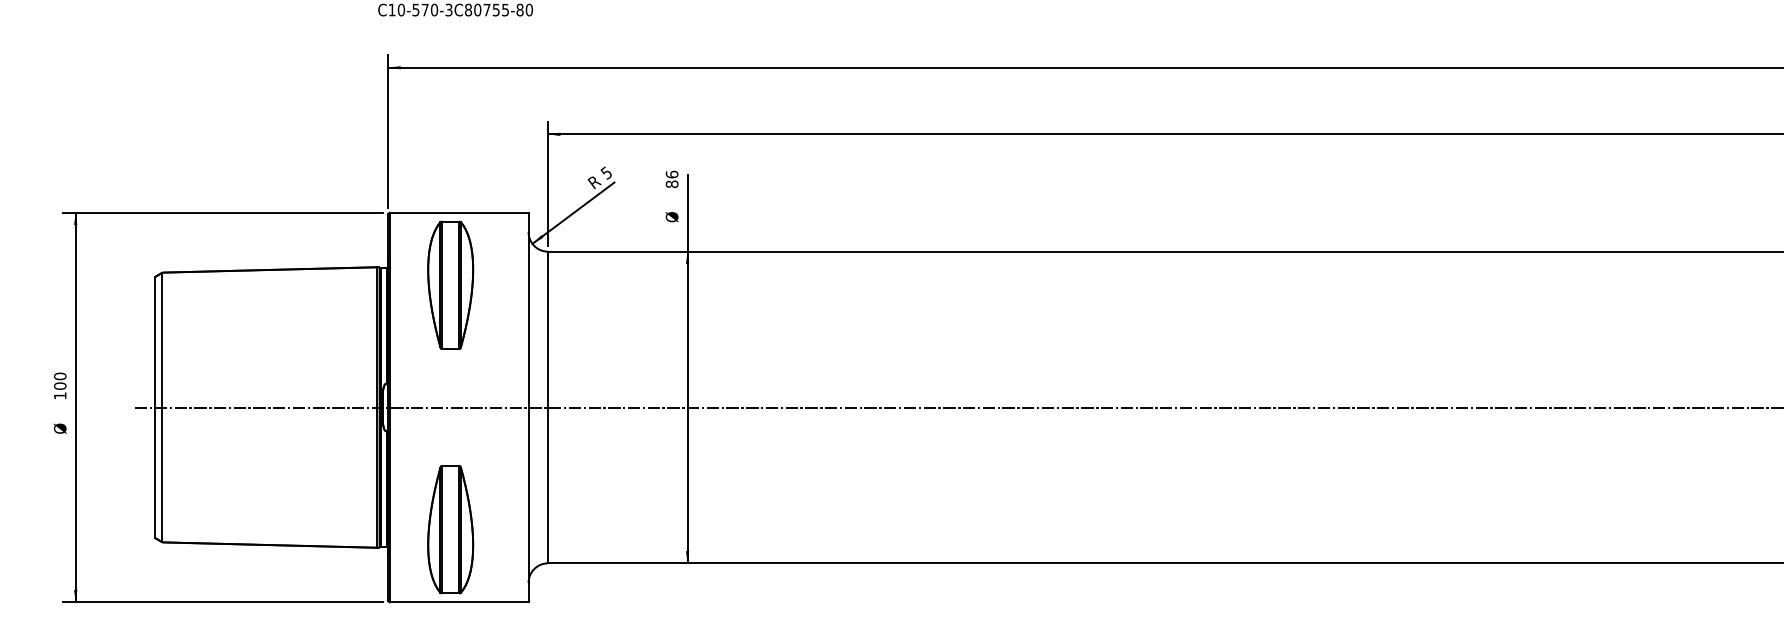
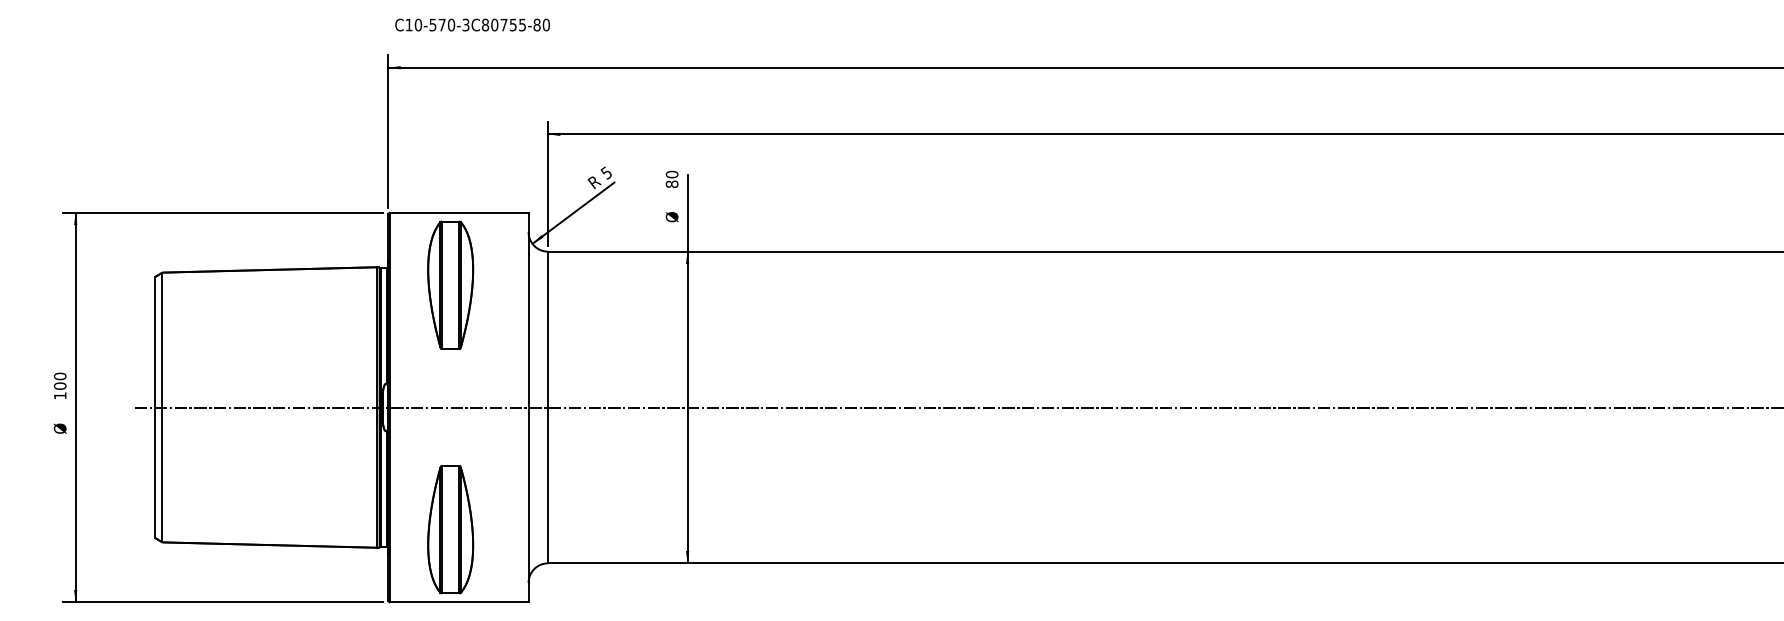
text position: (455, 9) -> (472, 24) (472, 24)
text: 86 -> 80 (671, 174)
